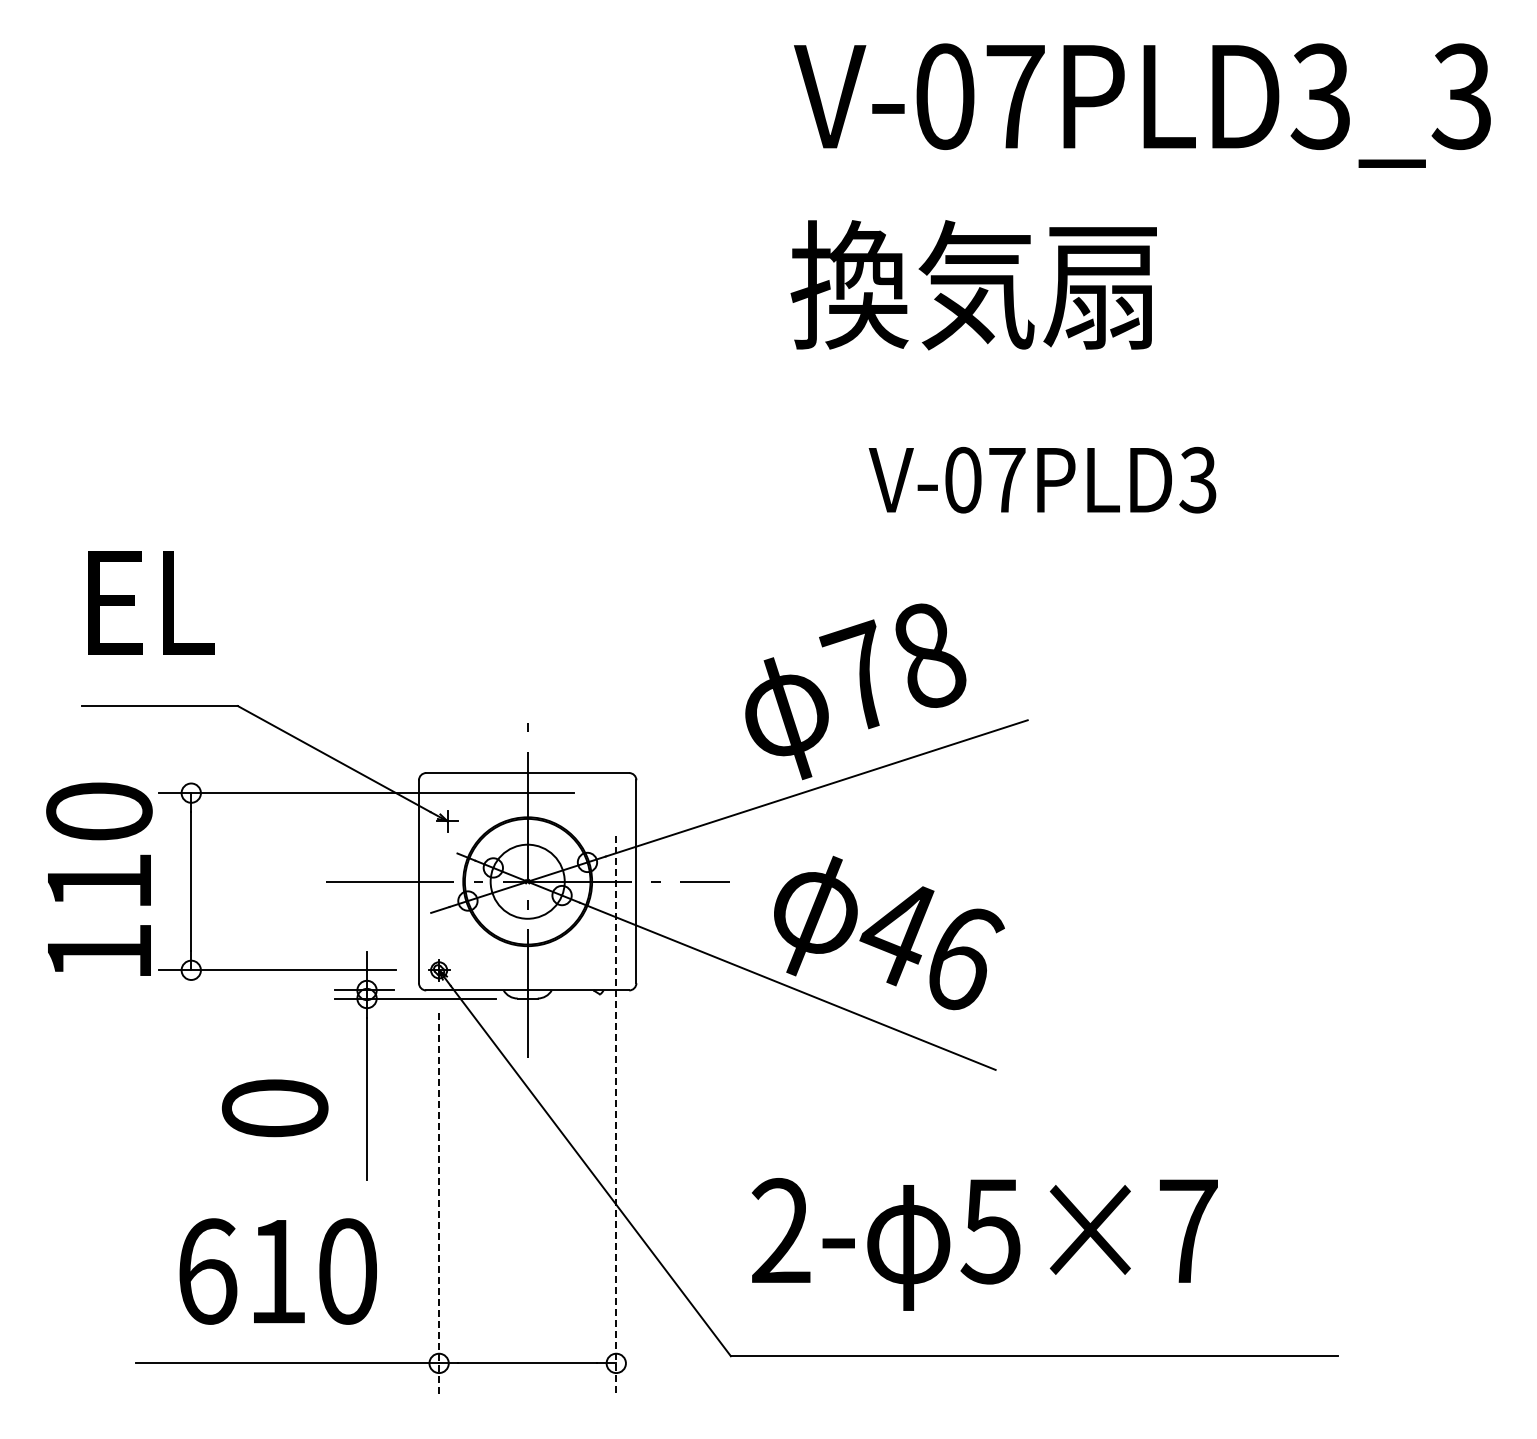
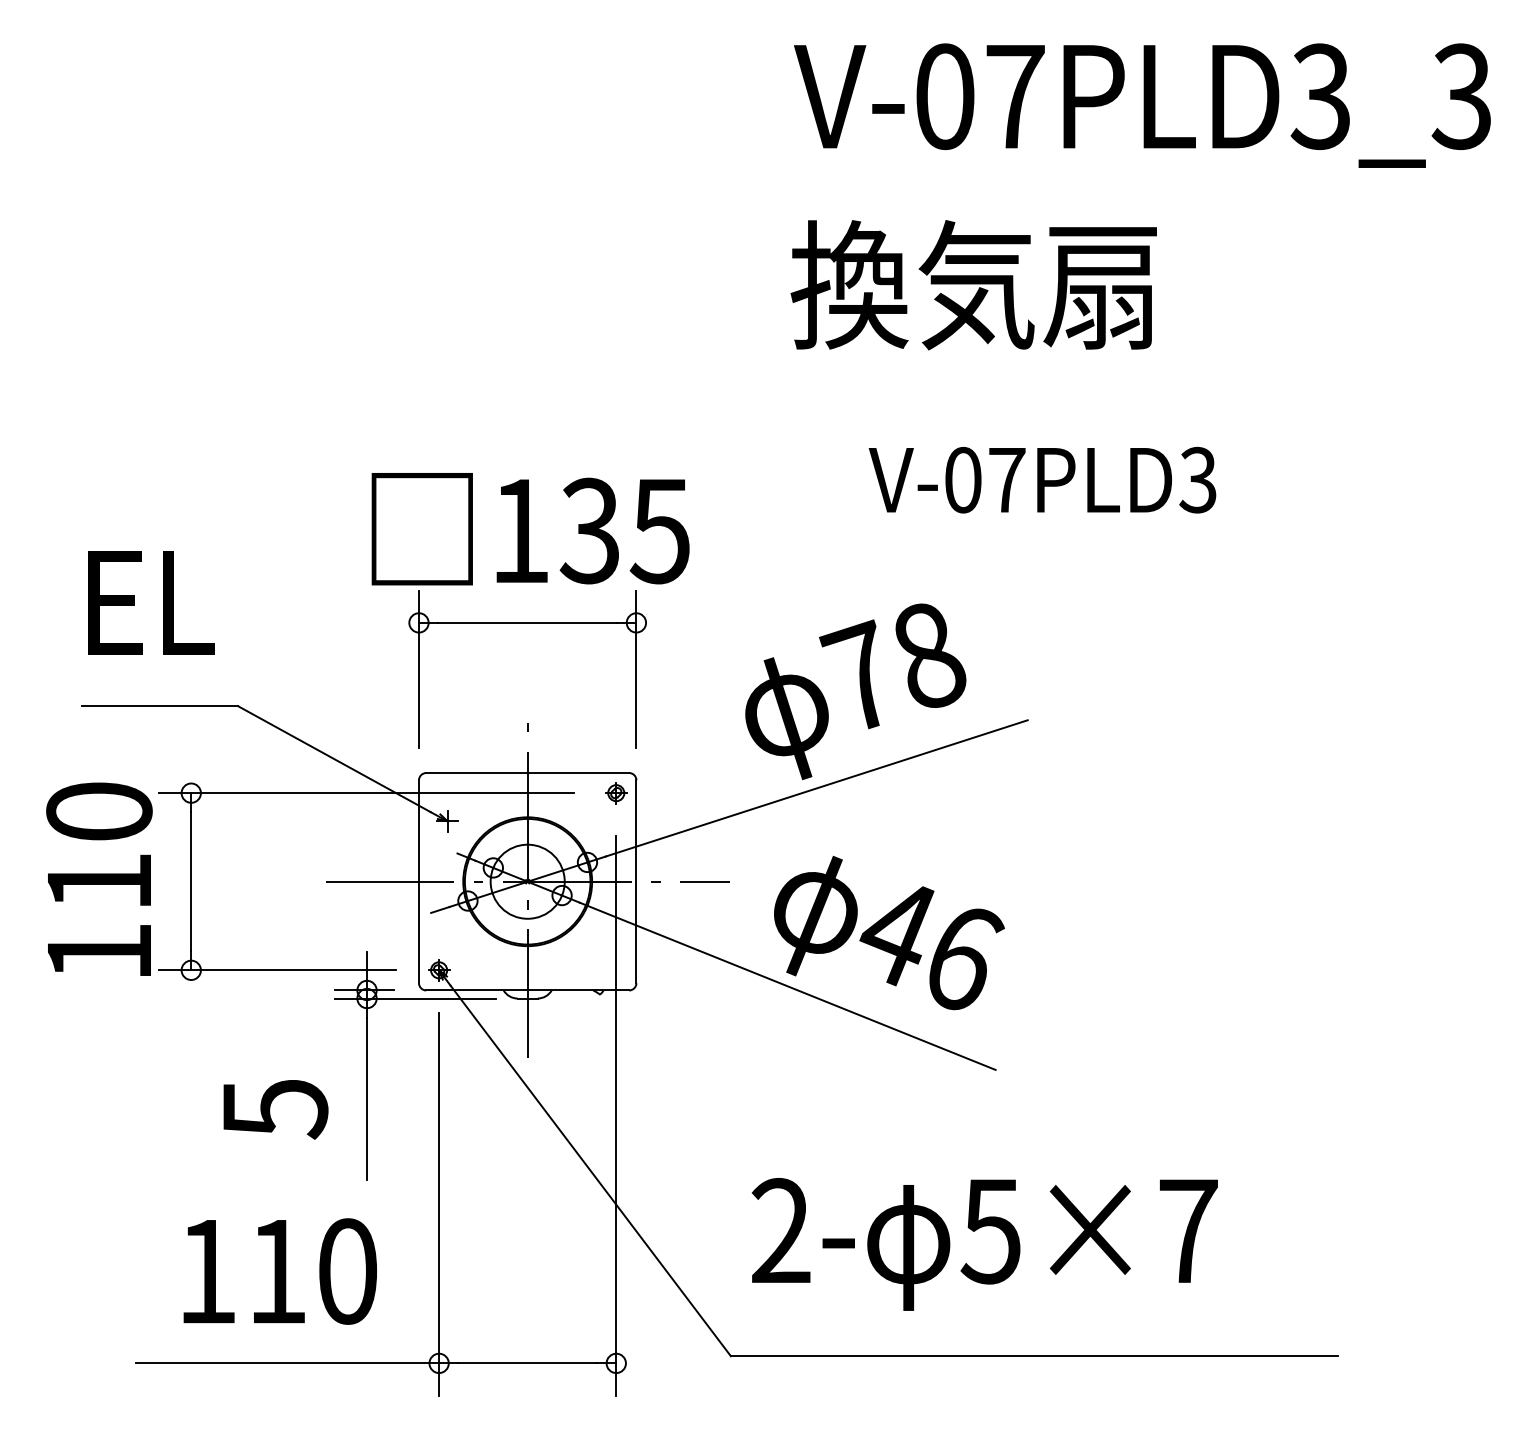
part: none -> present (530, 622)
part: none -> present (616, 793)
text: 0 -> 5 (274, 1109)
line: dashed -> solid (616, 1115)
line: dashed -> solid (439, 1204)
text: 610 -> 110 (208, 1271)
